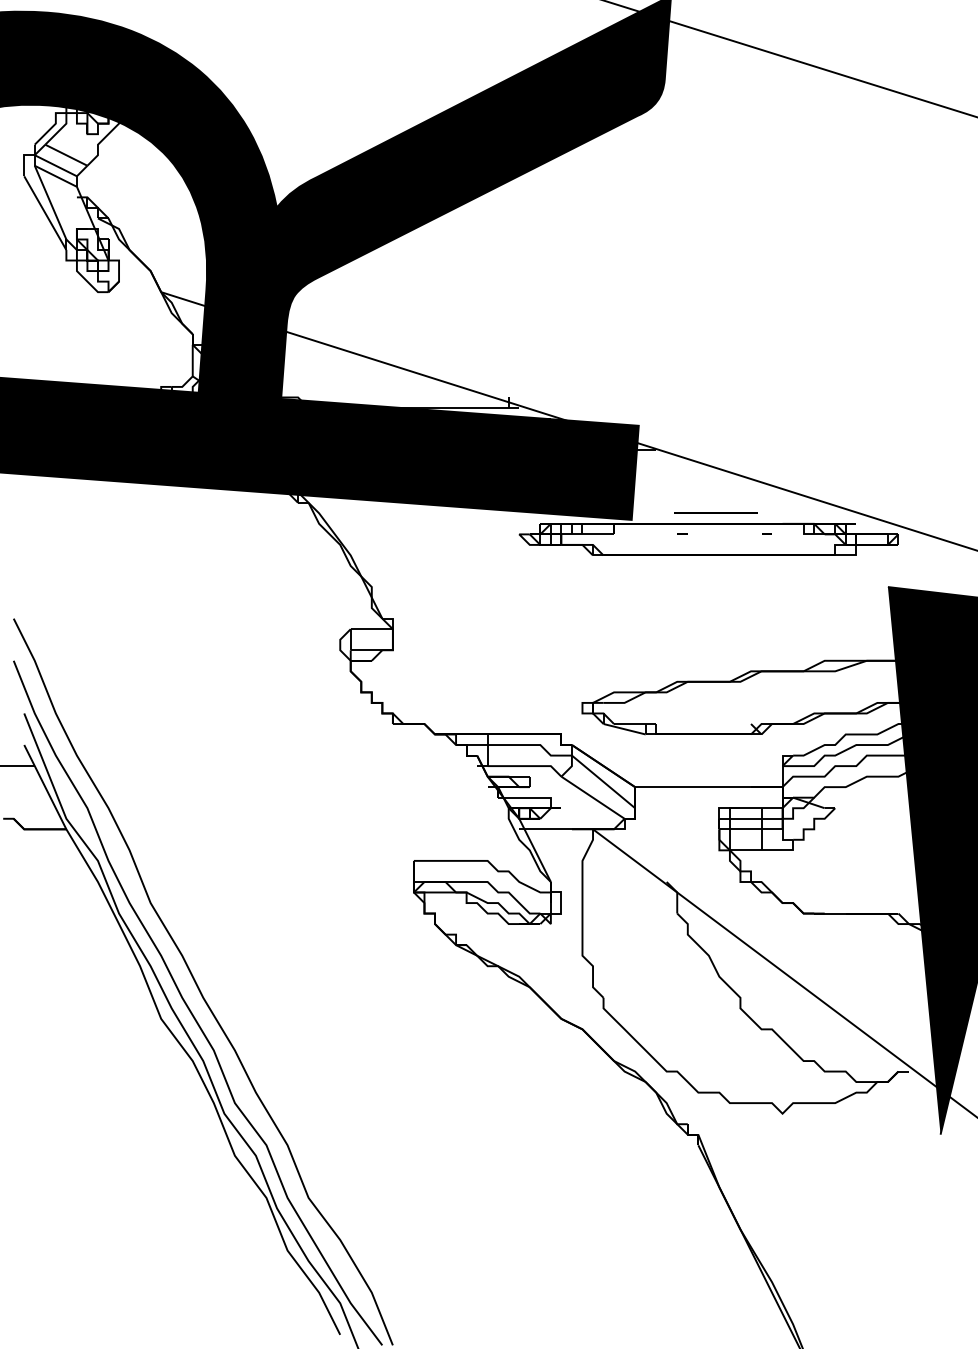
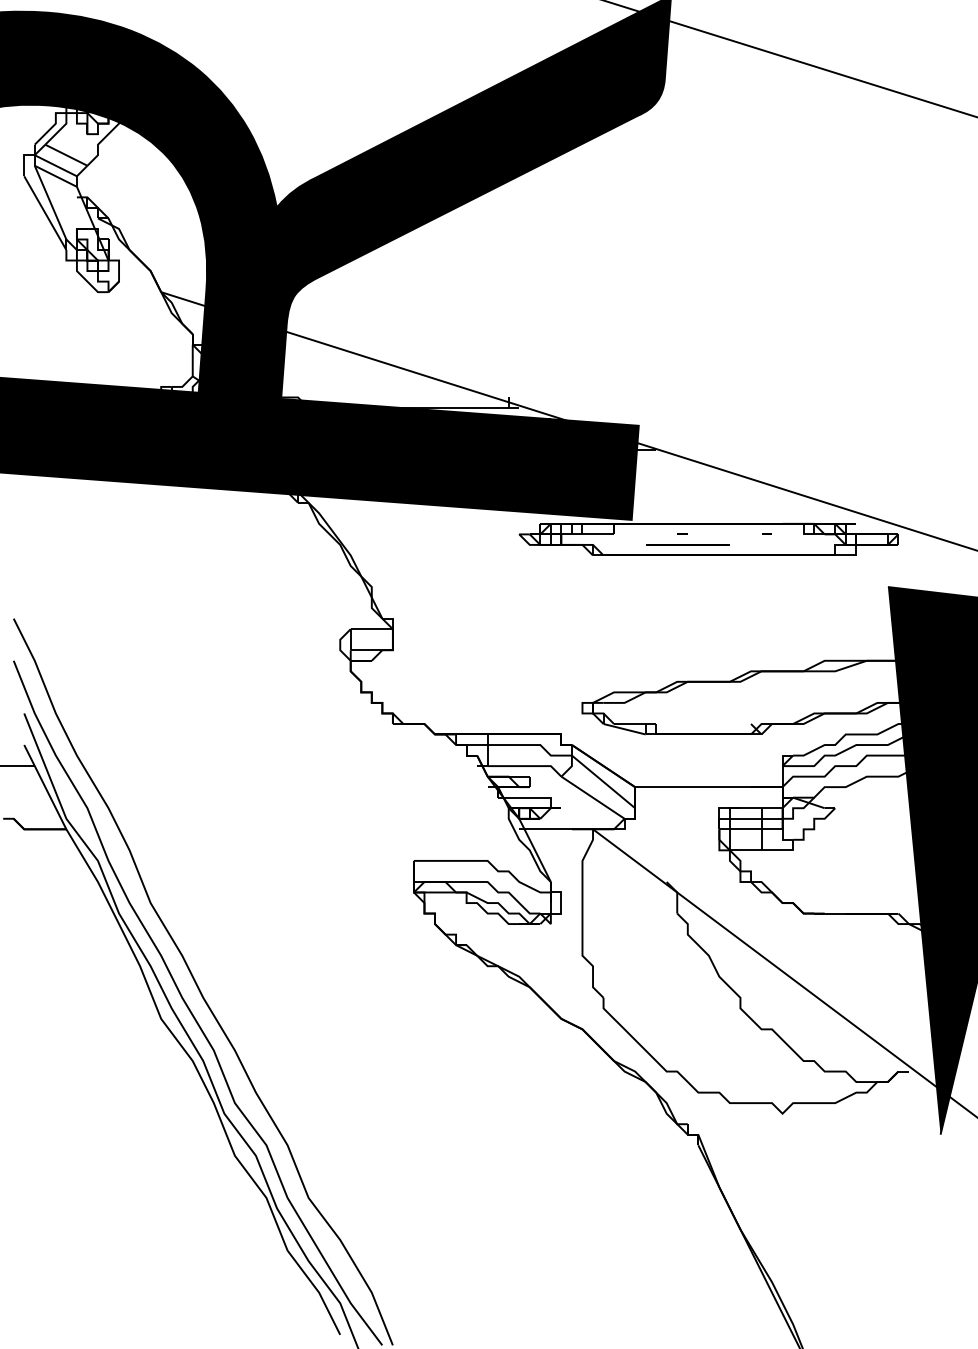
line position: (715, 512) -> (687, 544) (687, 544)
